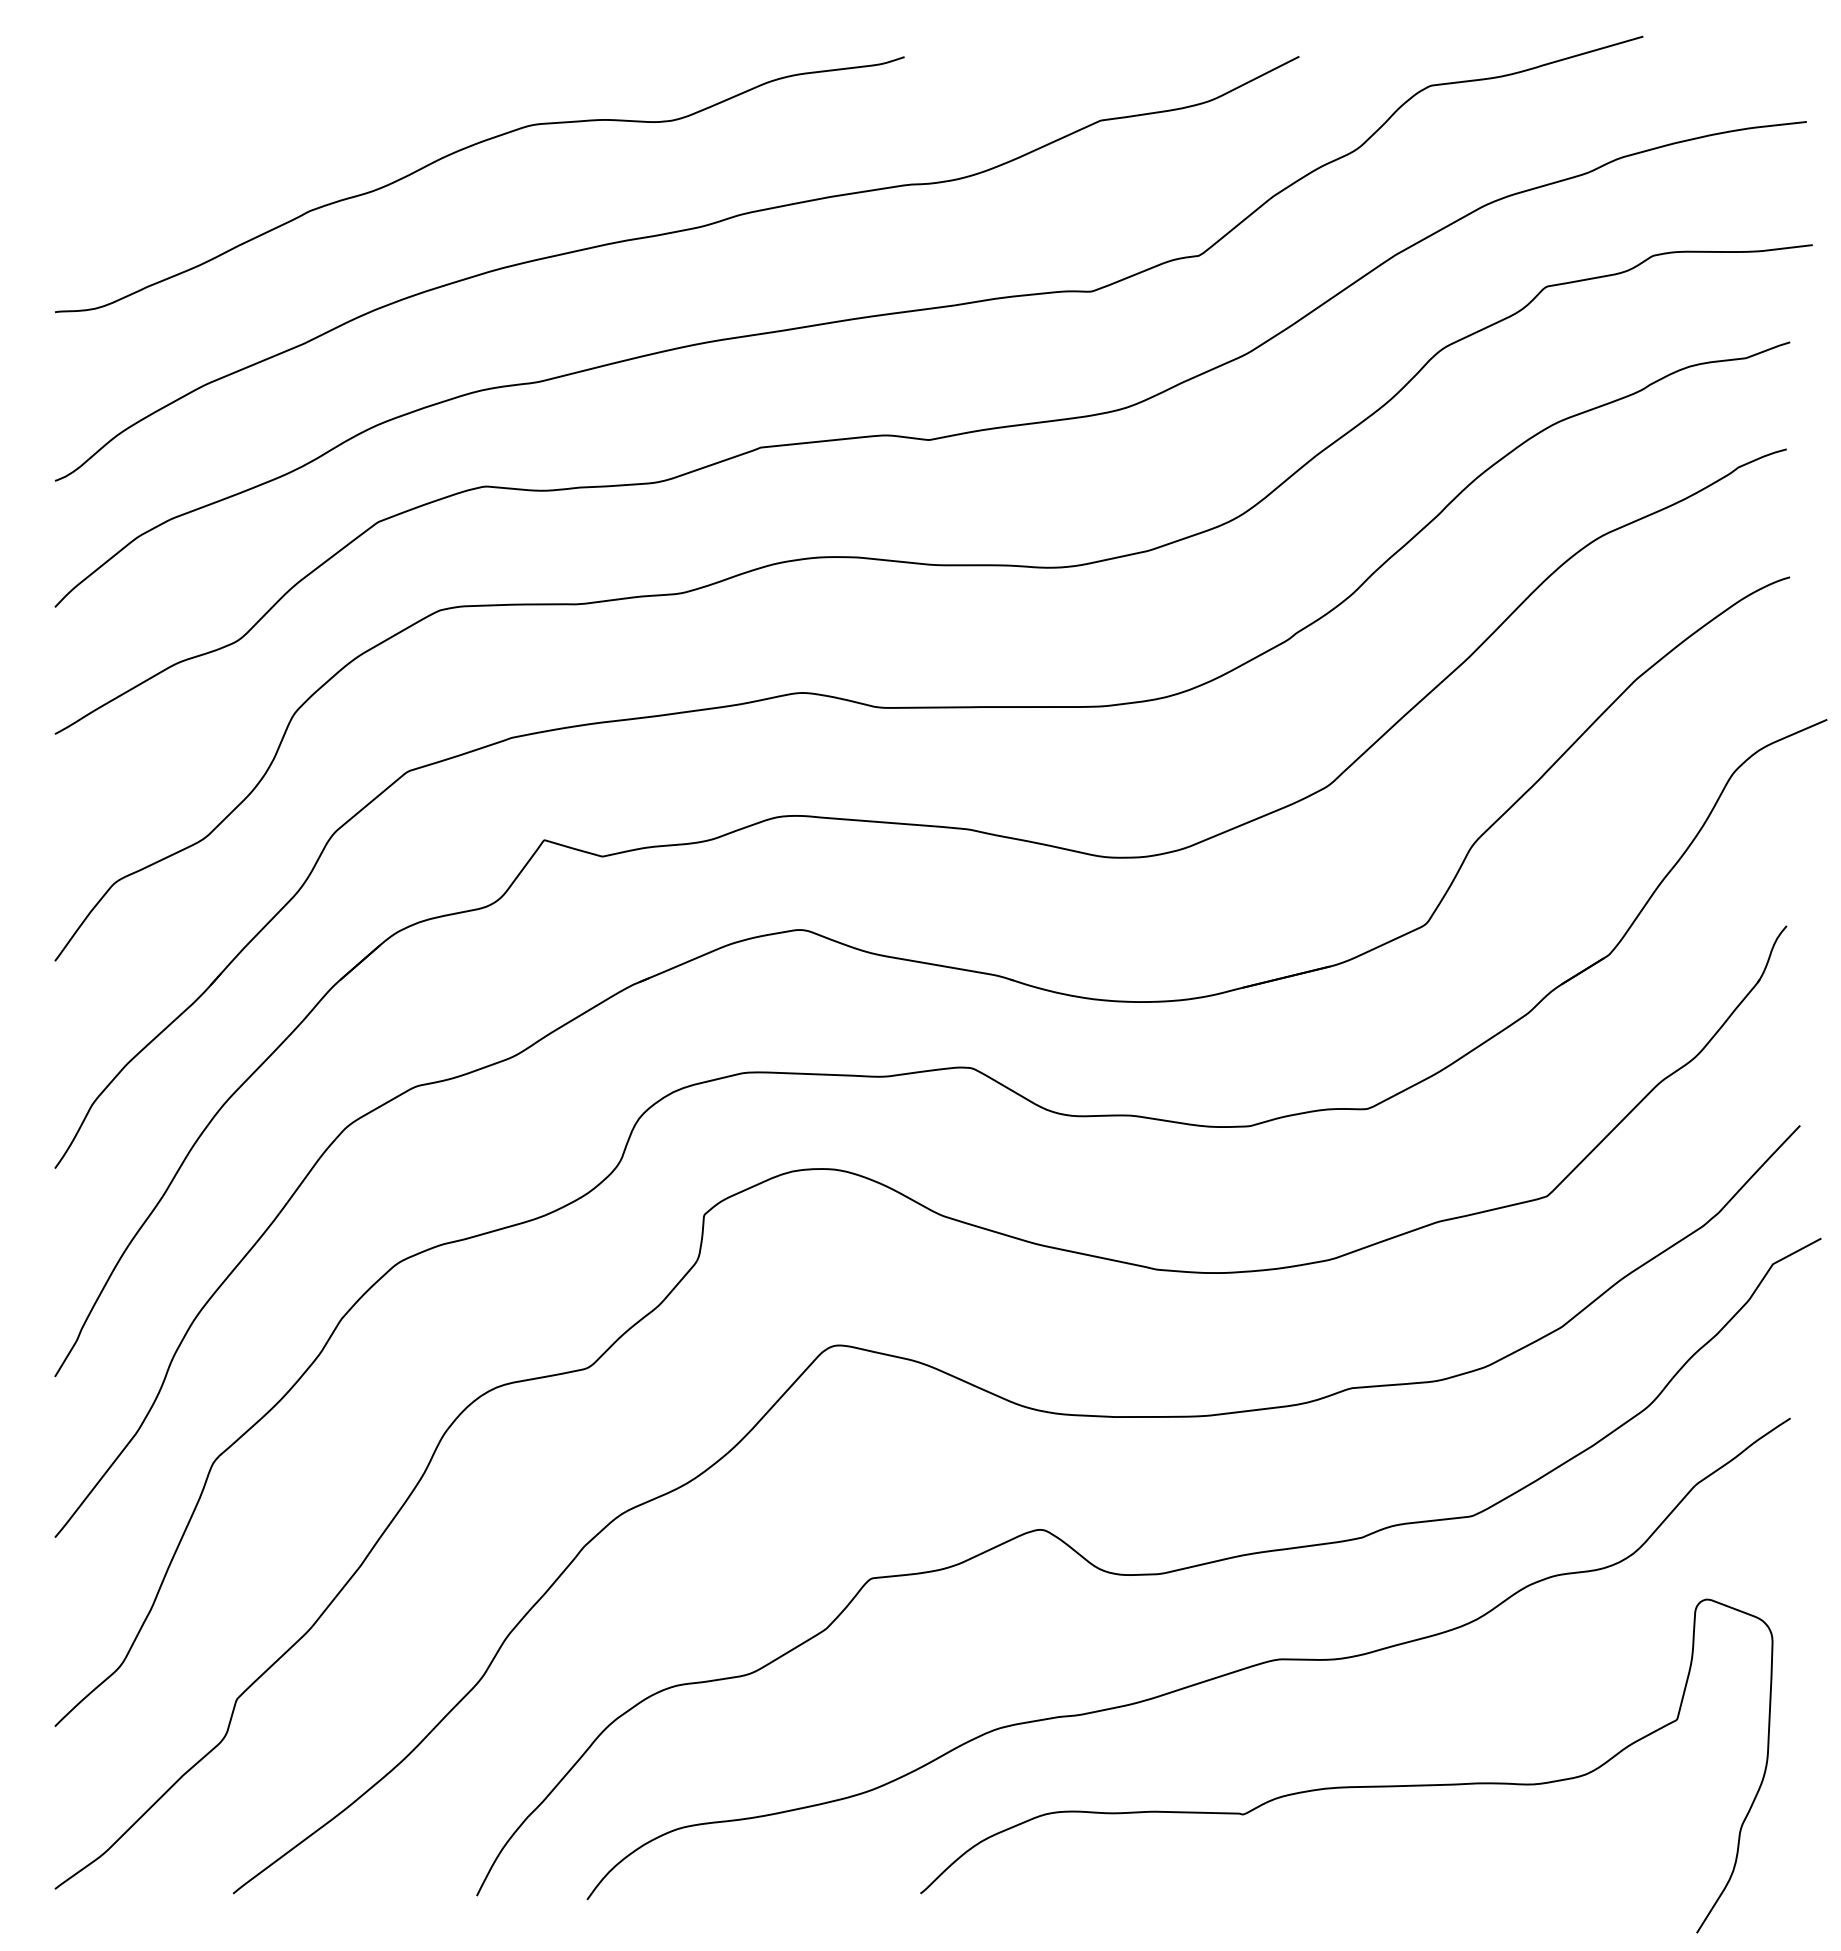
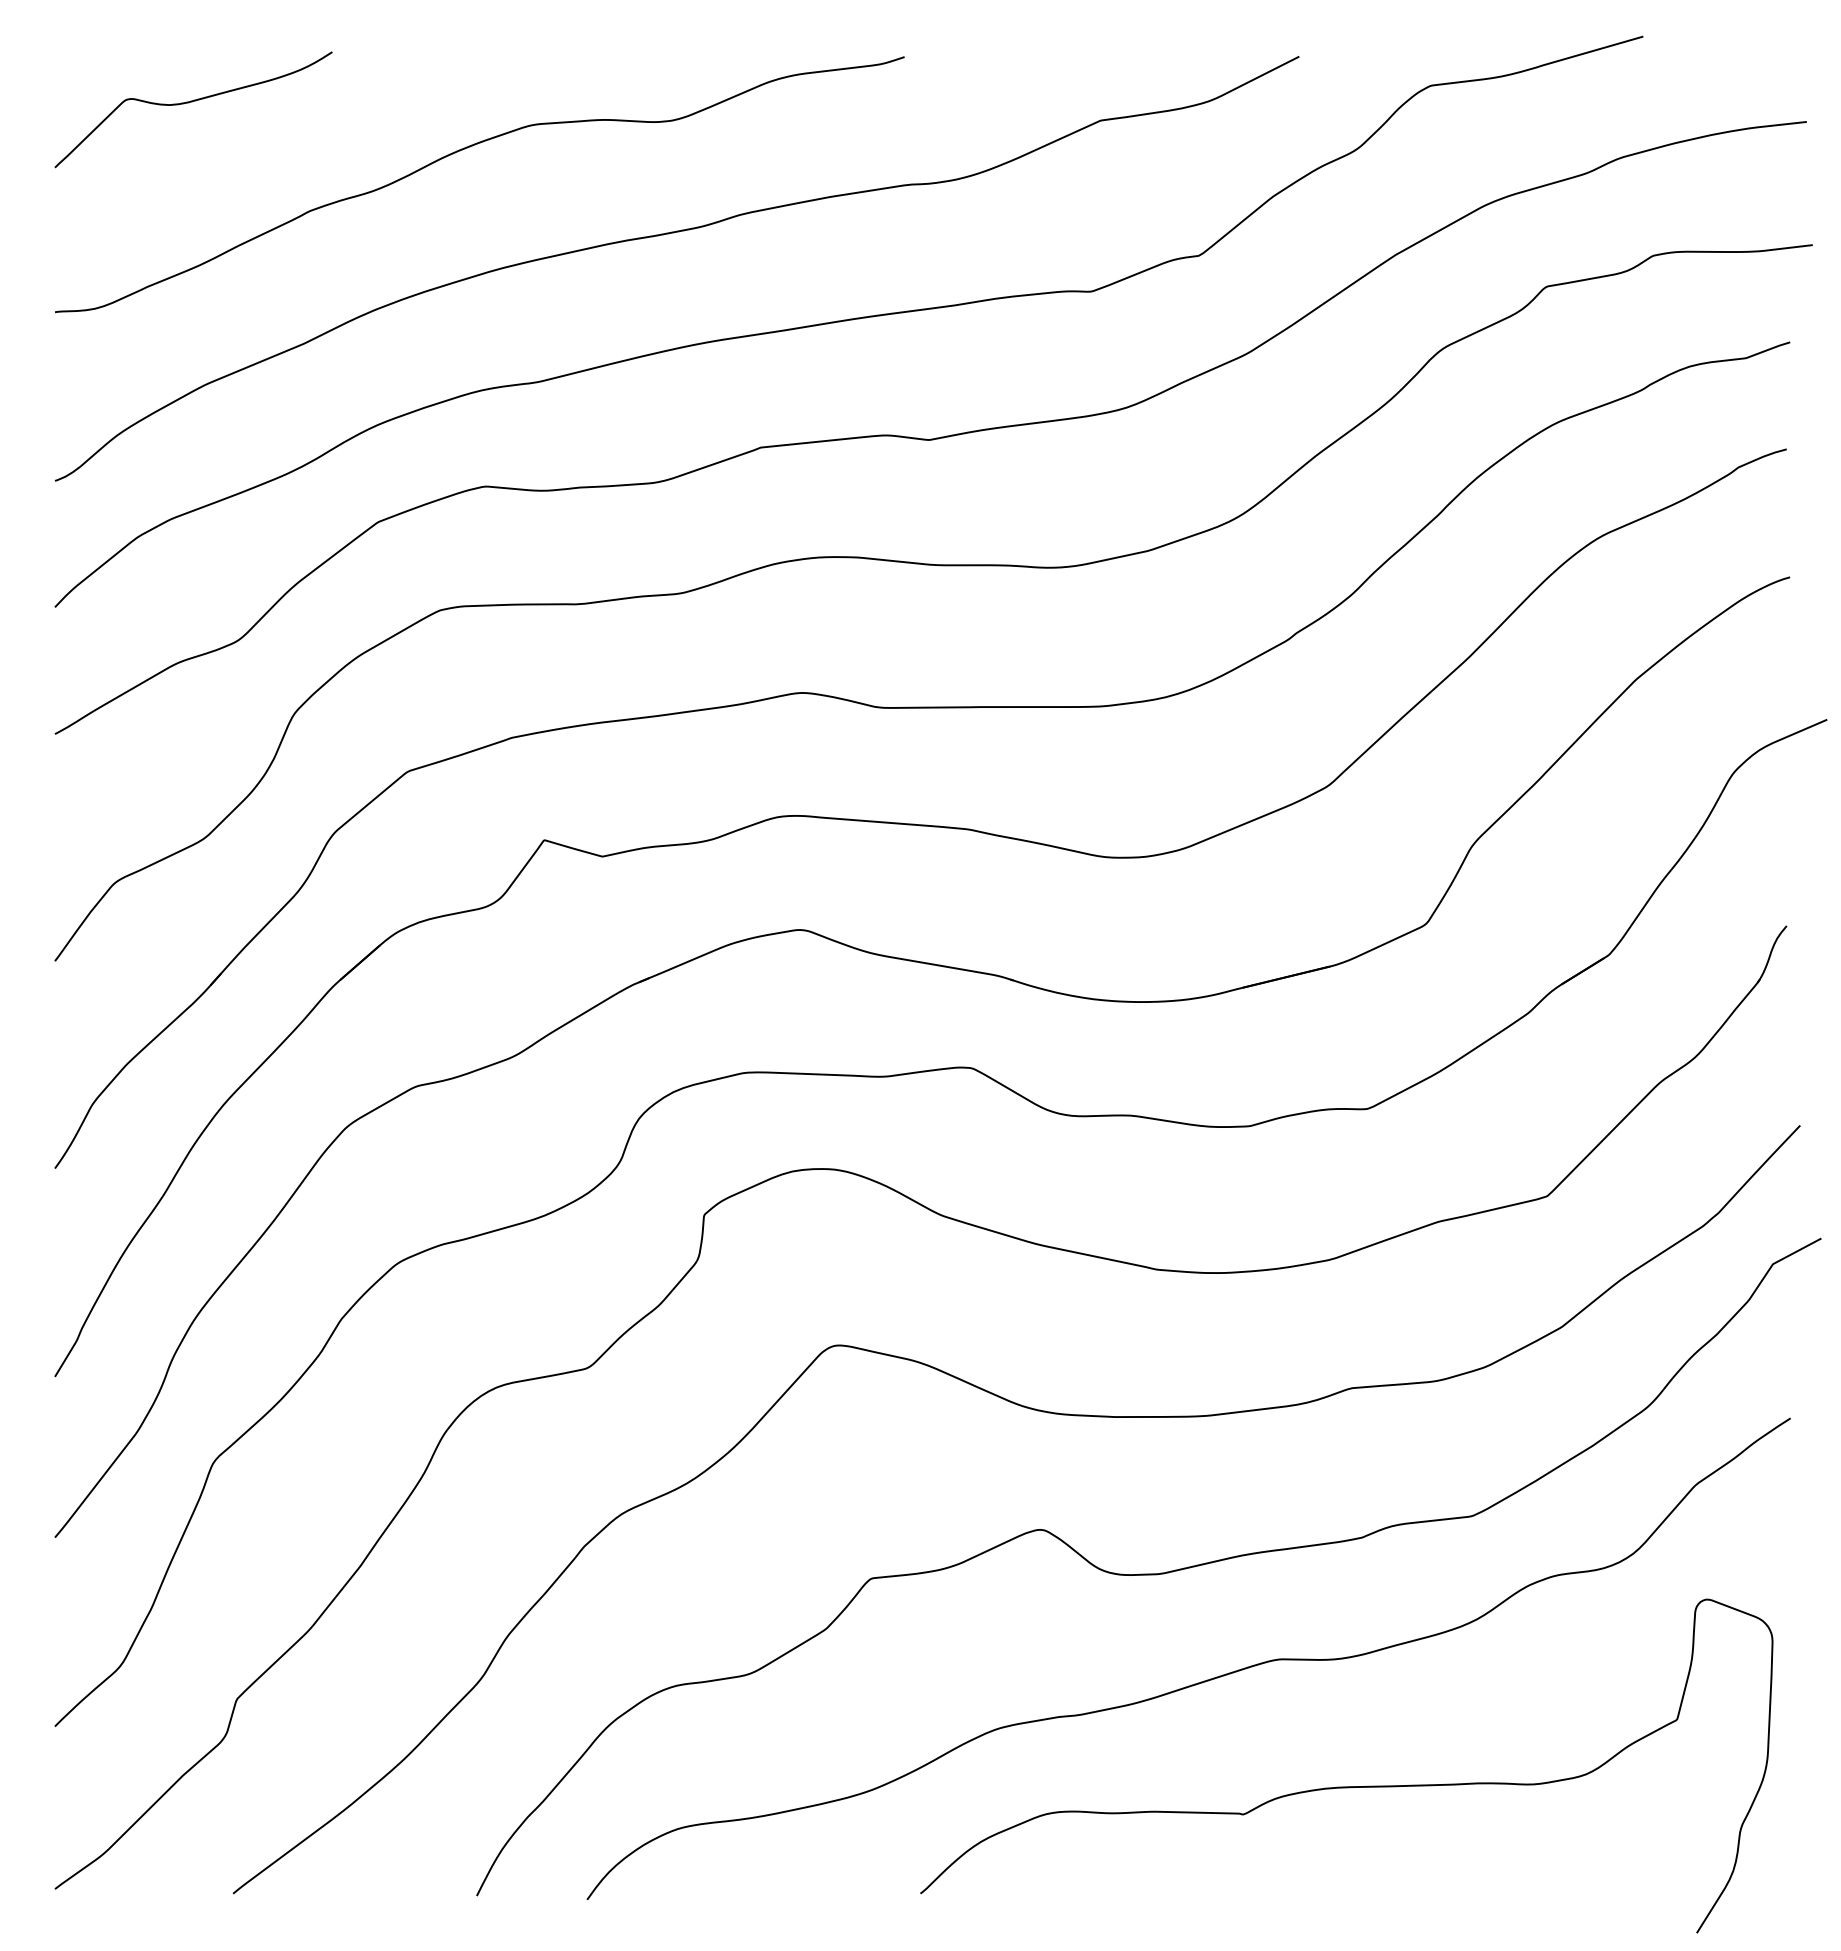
curve: none -> present (192, 102)
